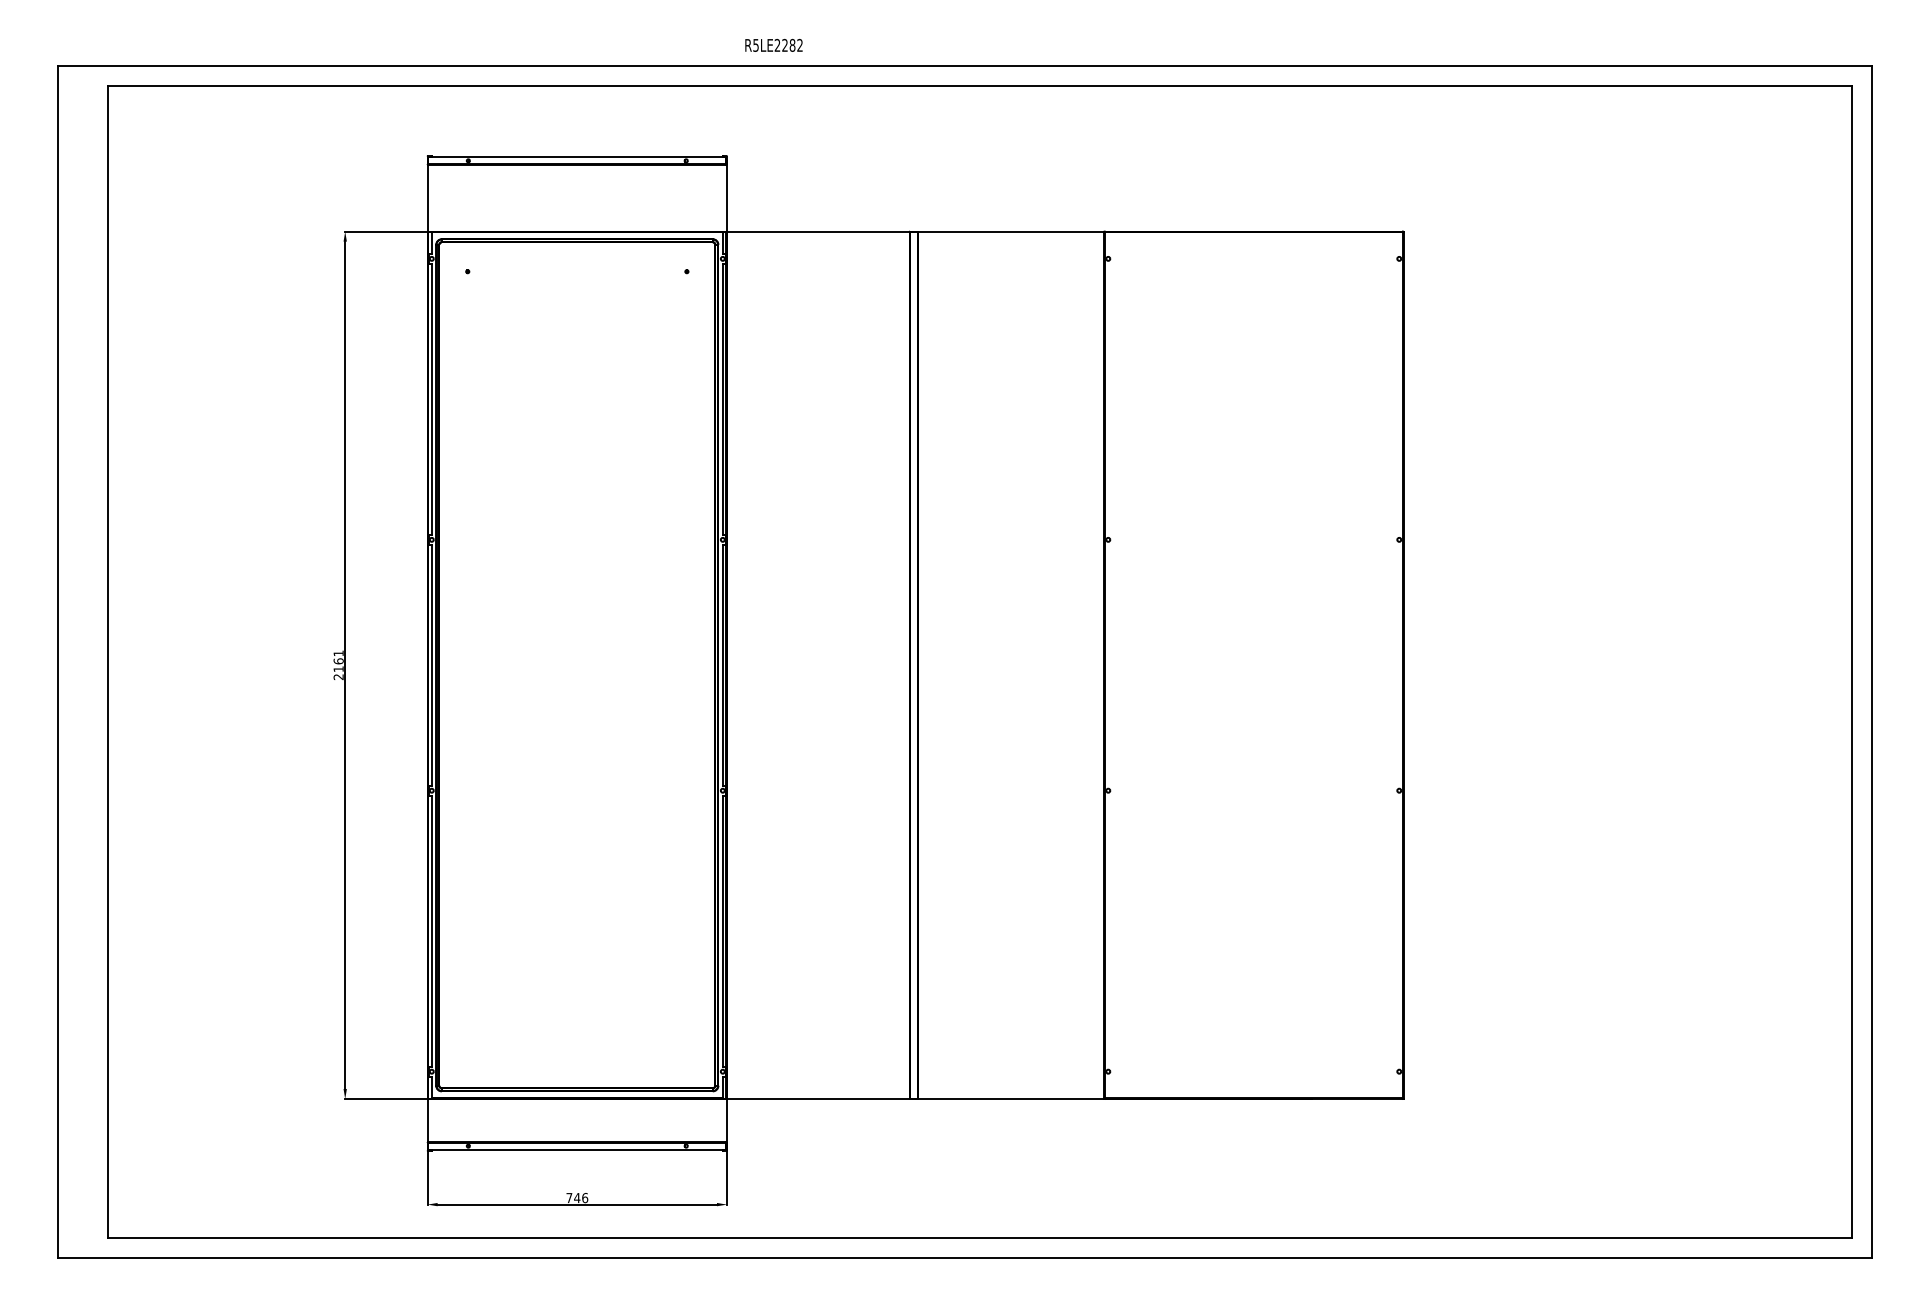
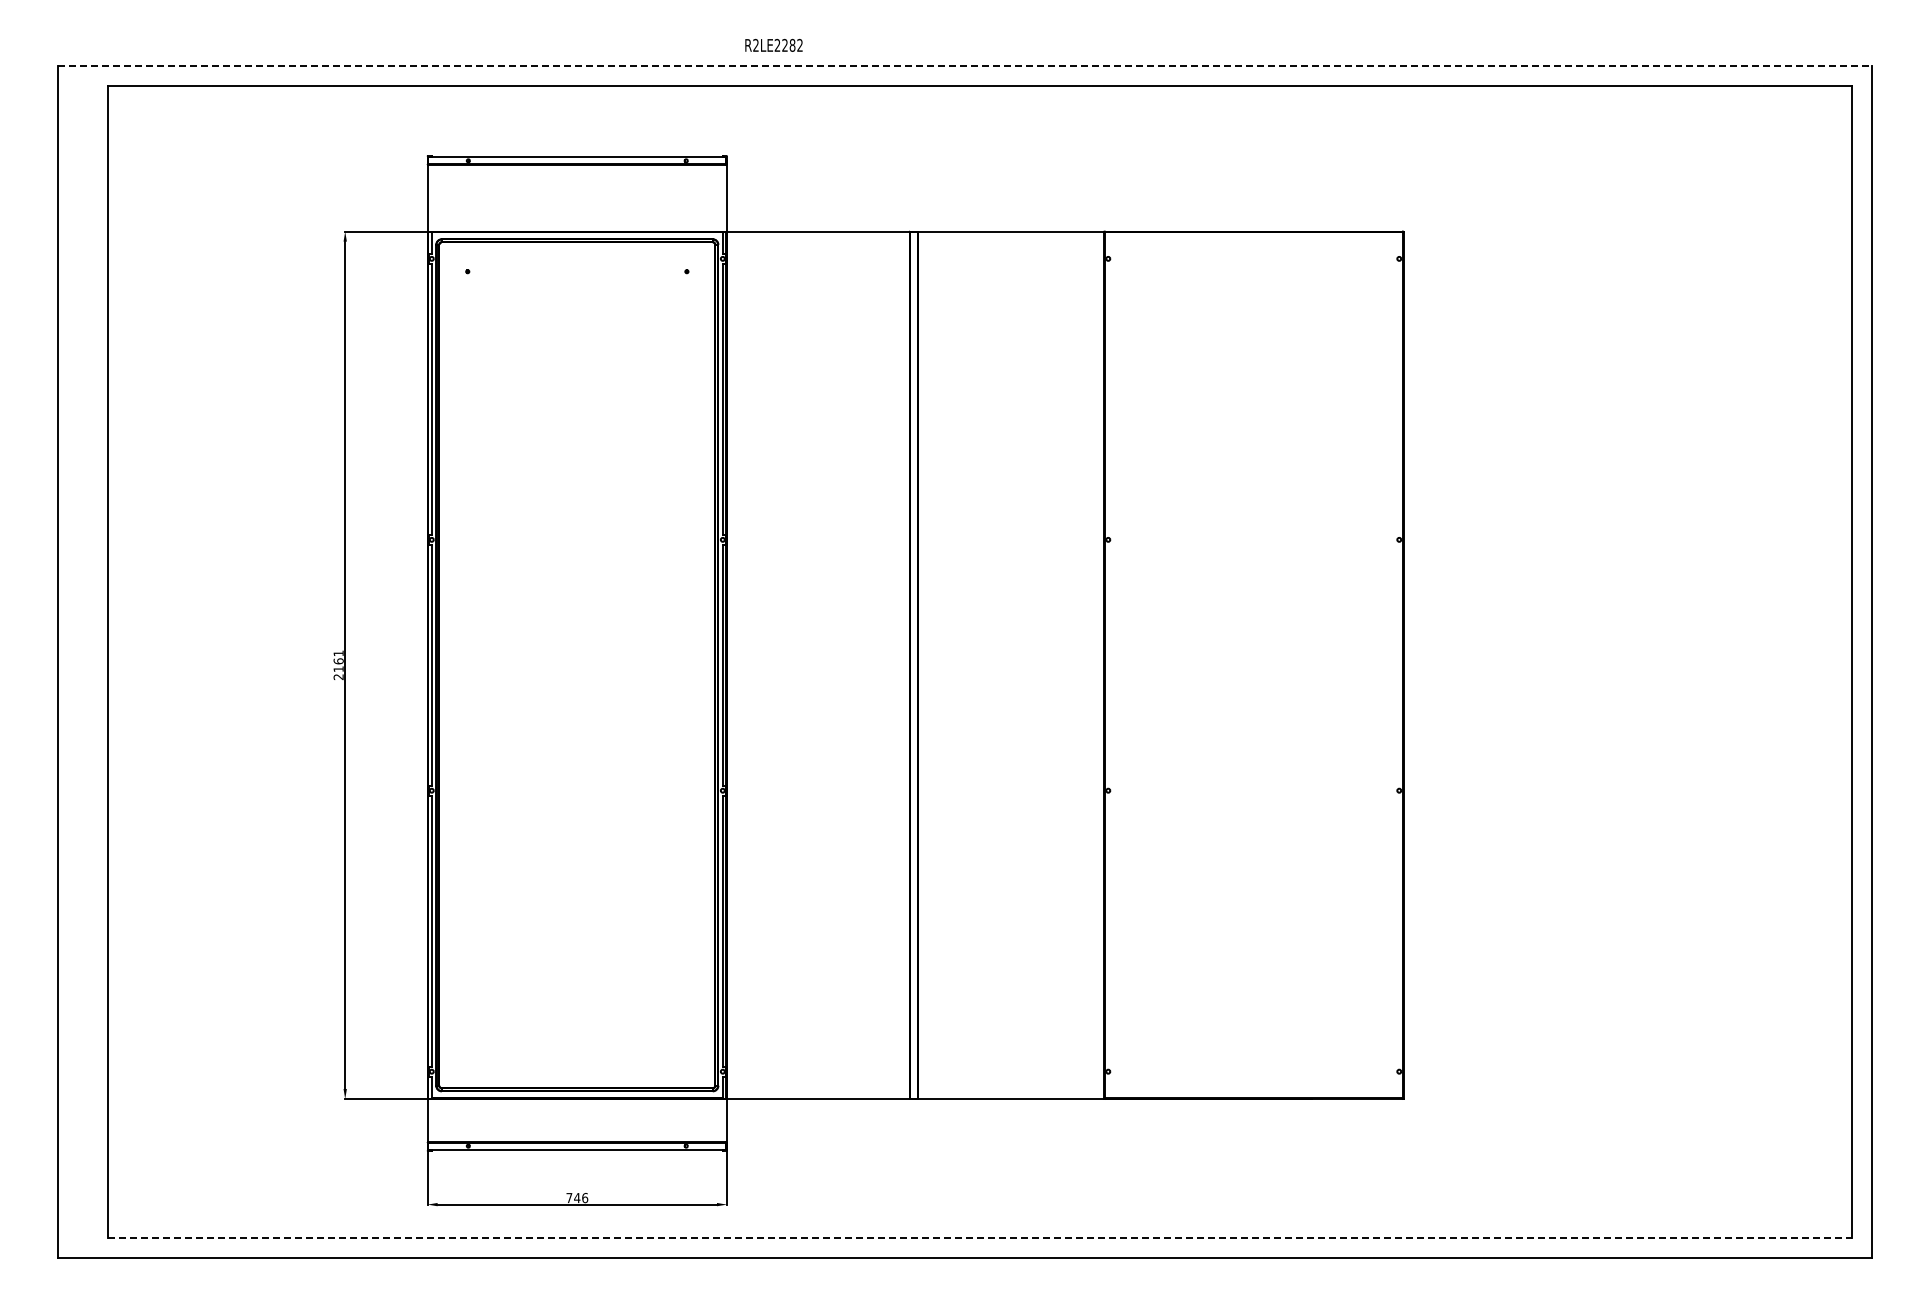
text: R5LE2282 -> R2LE2282 (755, 44)
line: solid -> dashed (965, 65)
line: solid -> dashed (980, 1238)
